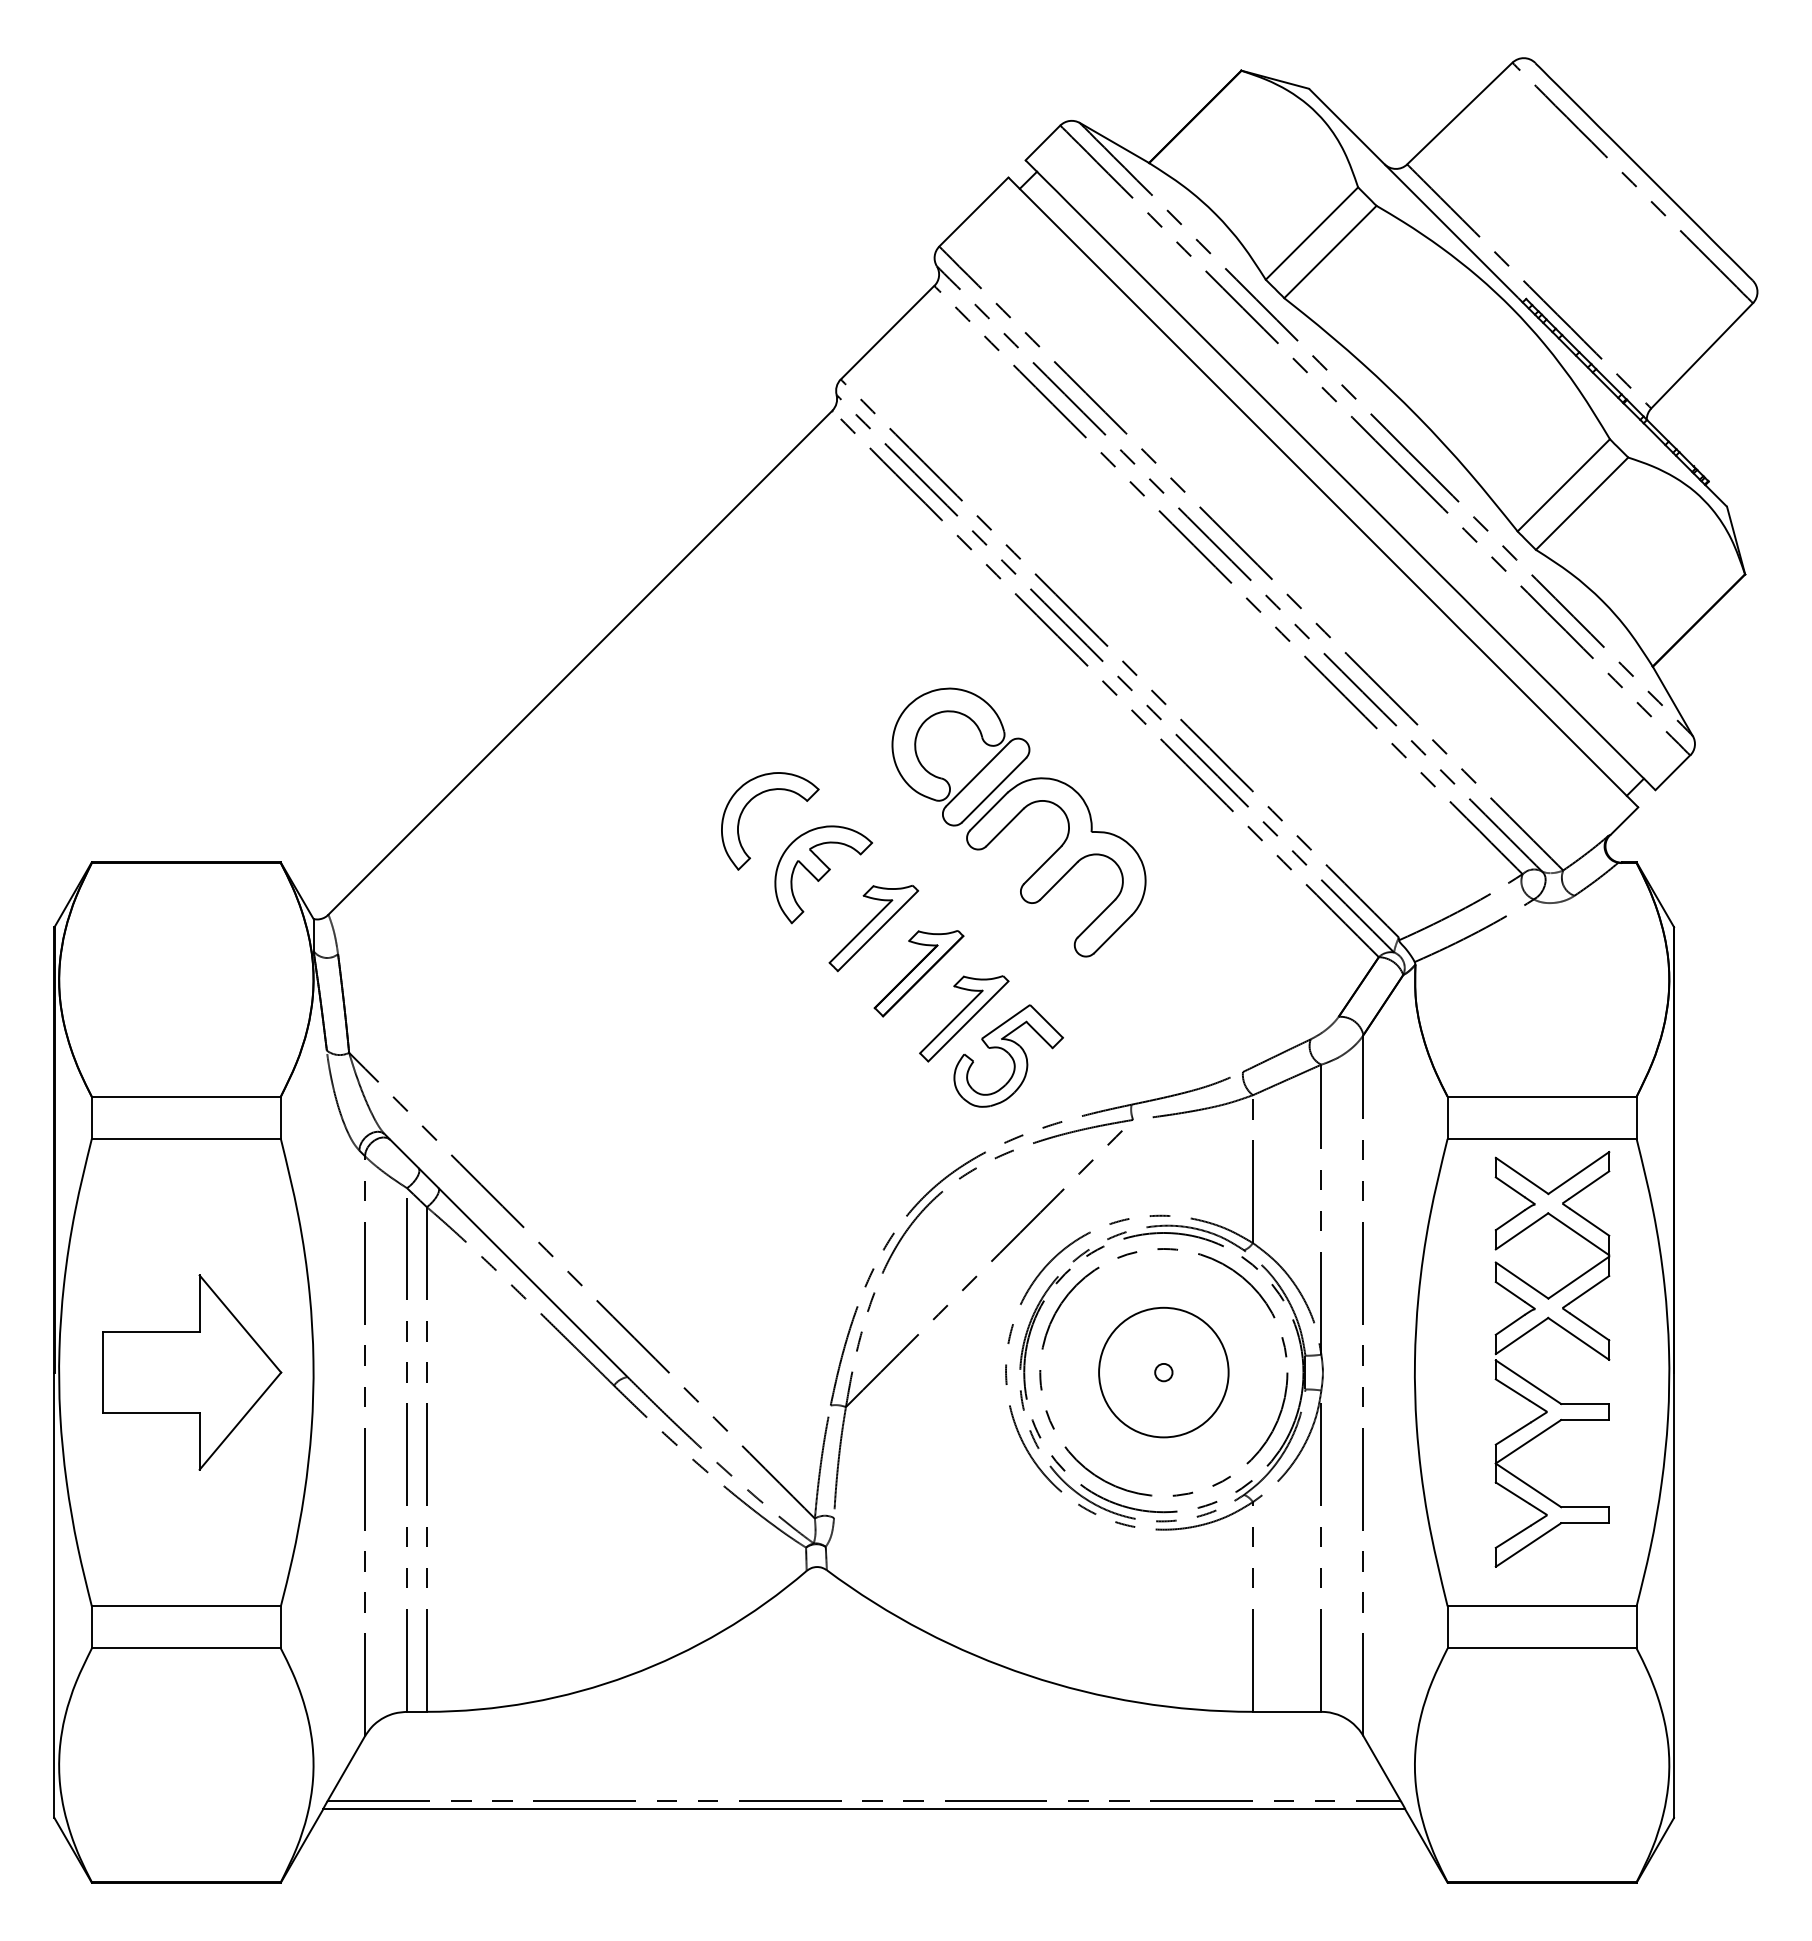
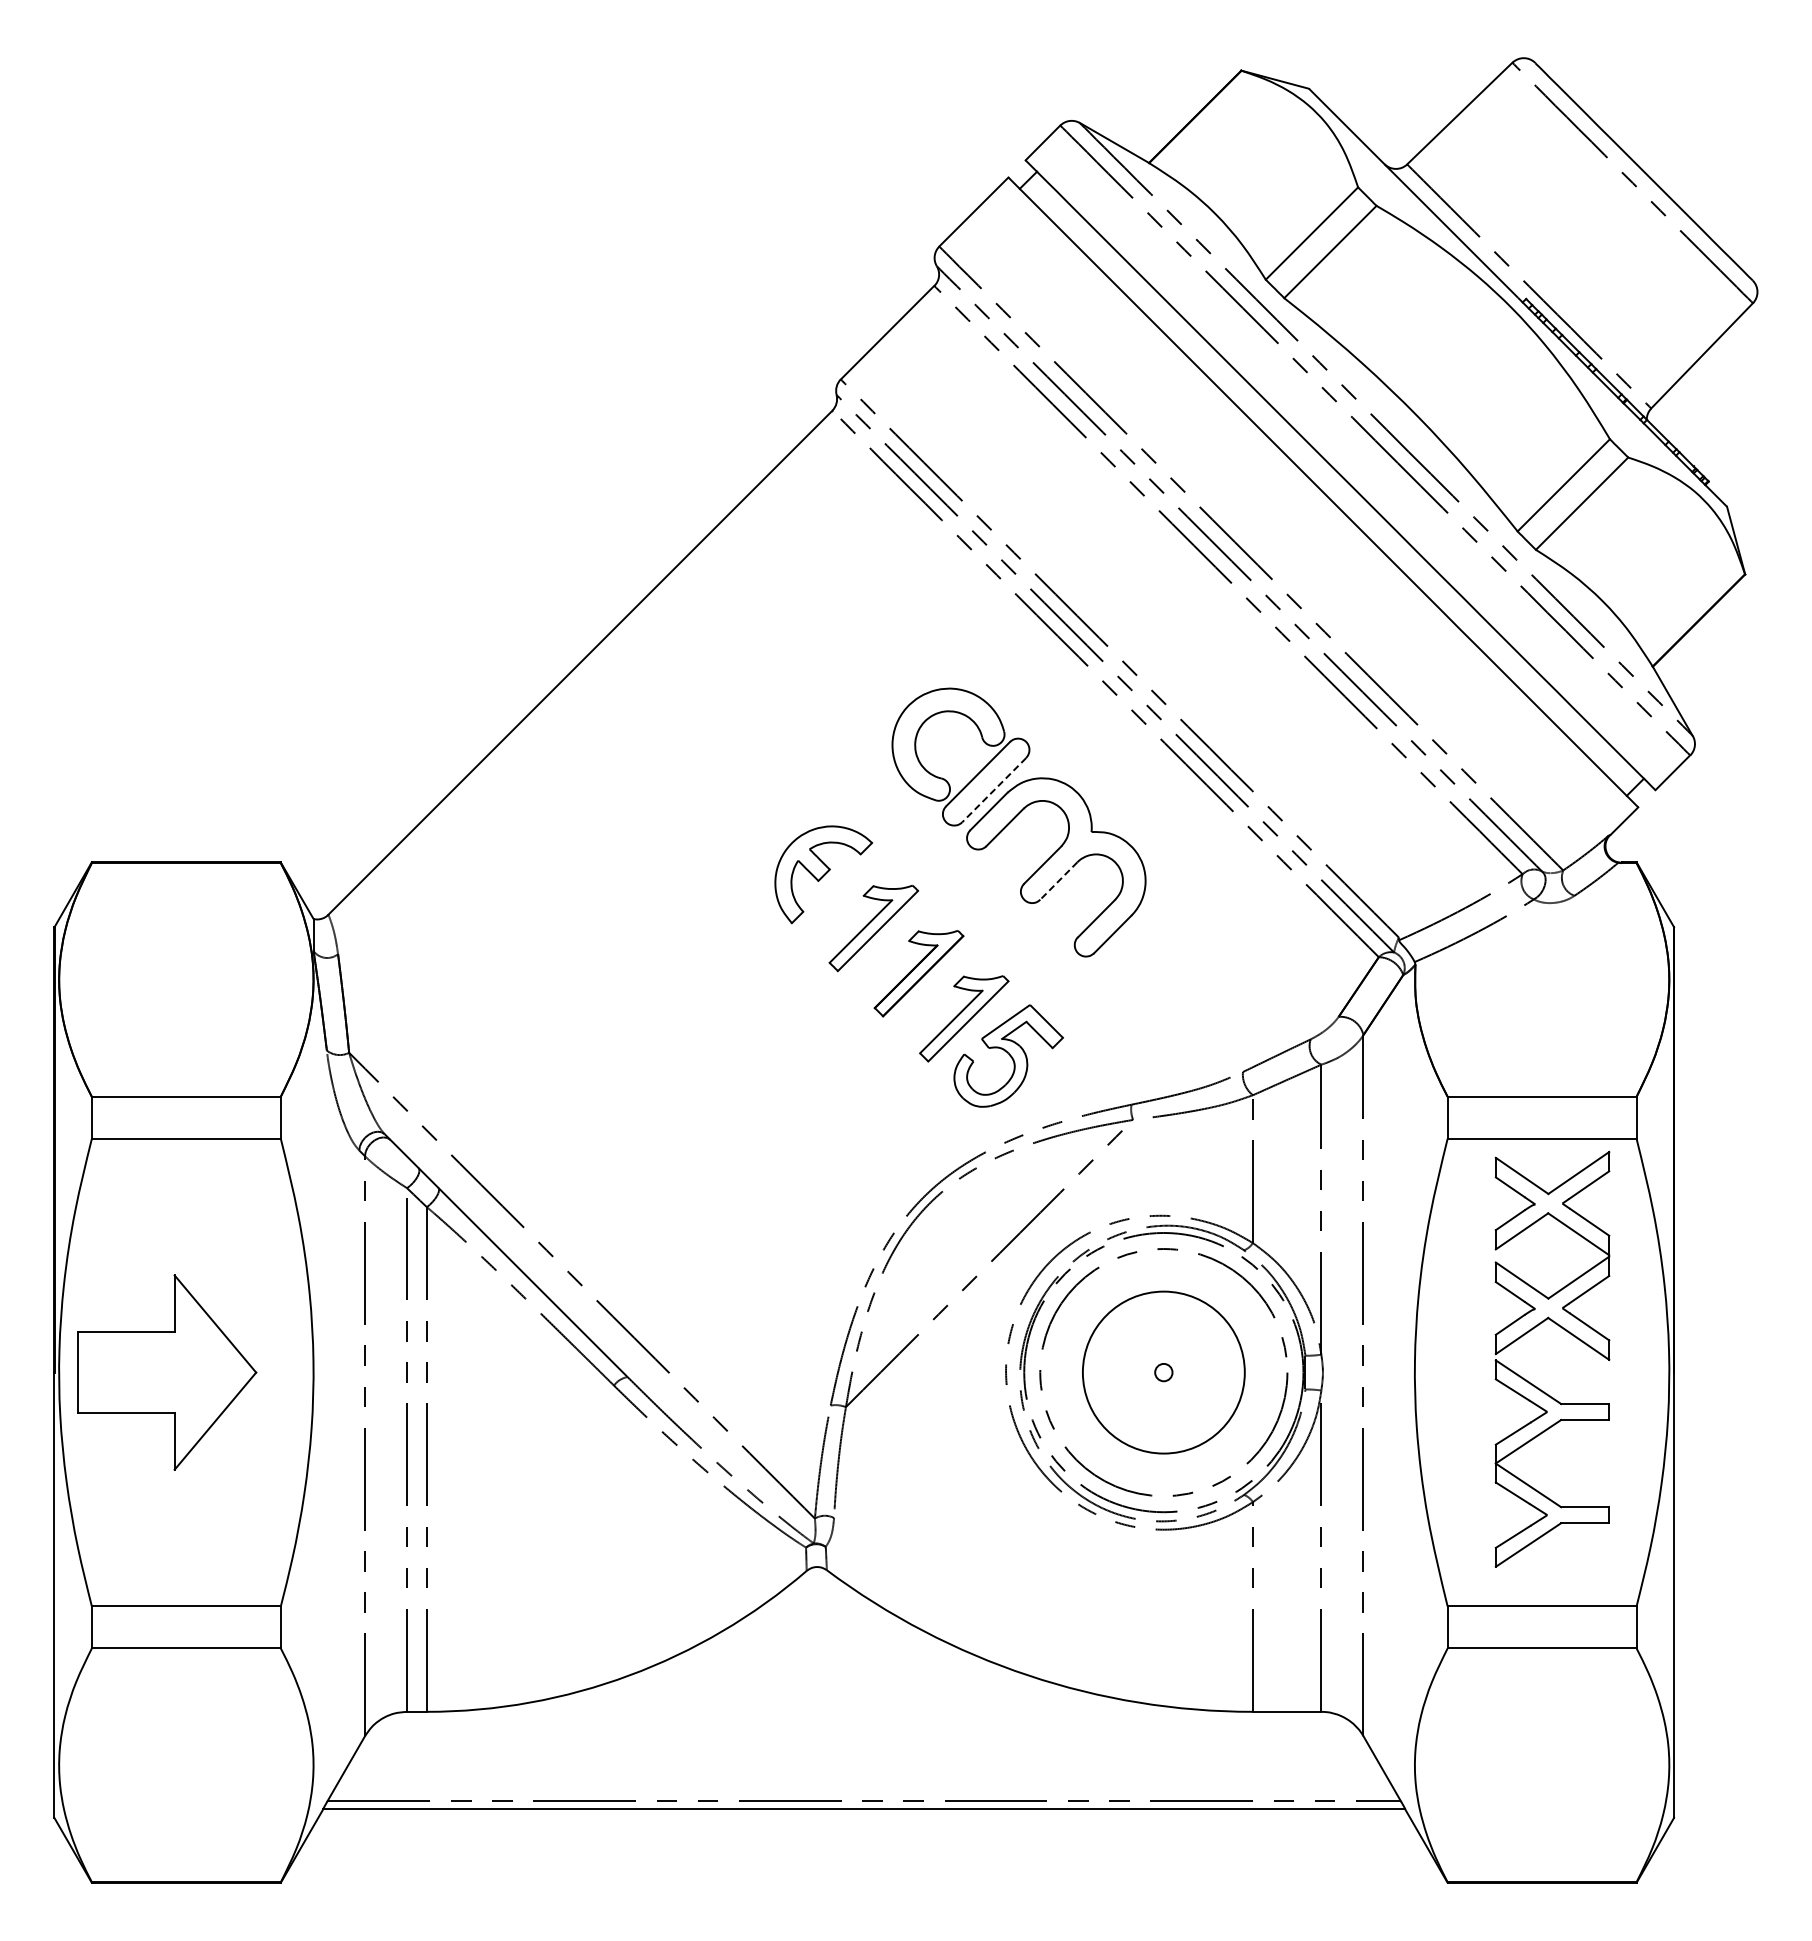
line: solid -> dashed (993, 790)
part: present -> none (754, 798)
line: solid -> dashed (1058, 881)
part position: (192, 1372) -> (167, 1372) (167, 1372)
circle diameter: 130 px -> 162 px (1163, 1372)
